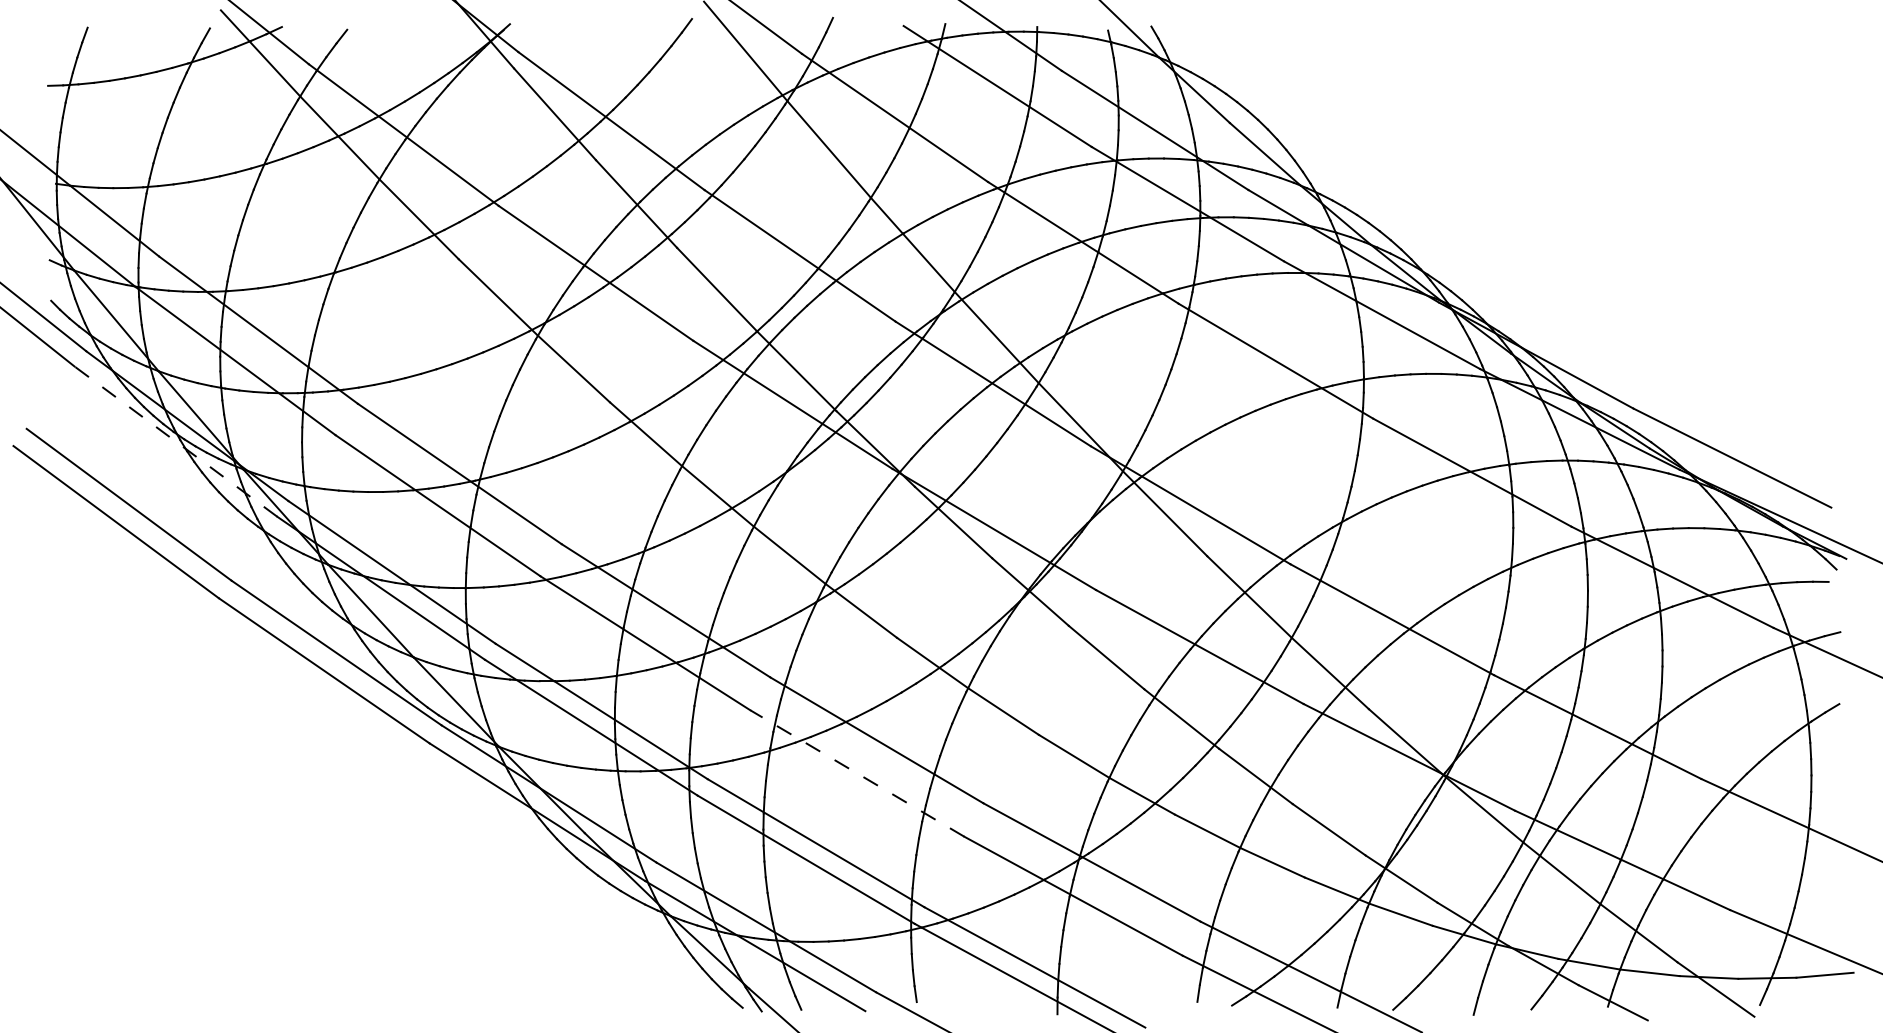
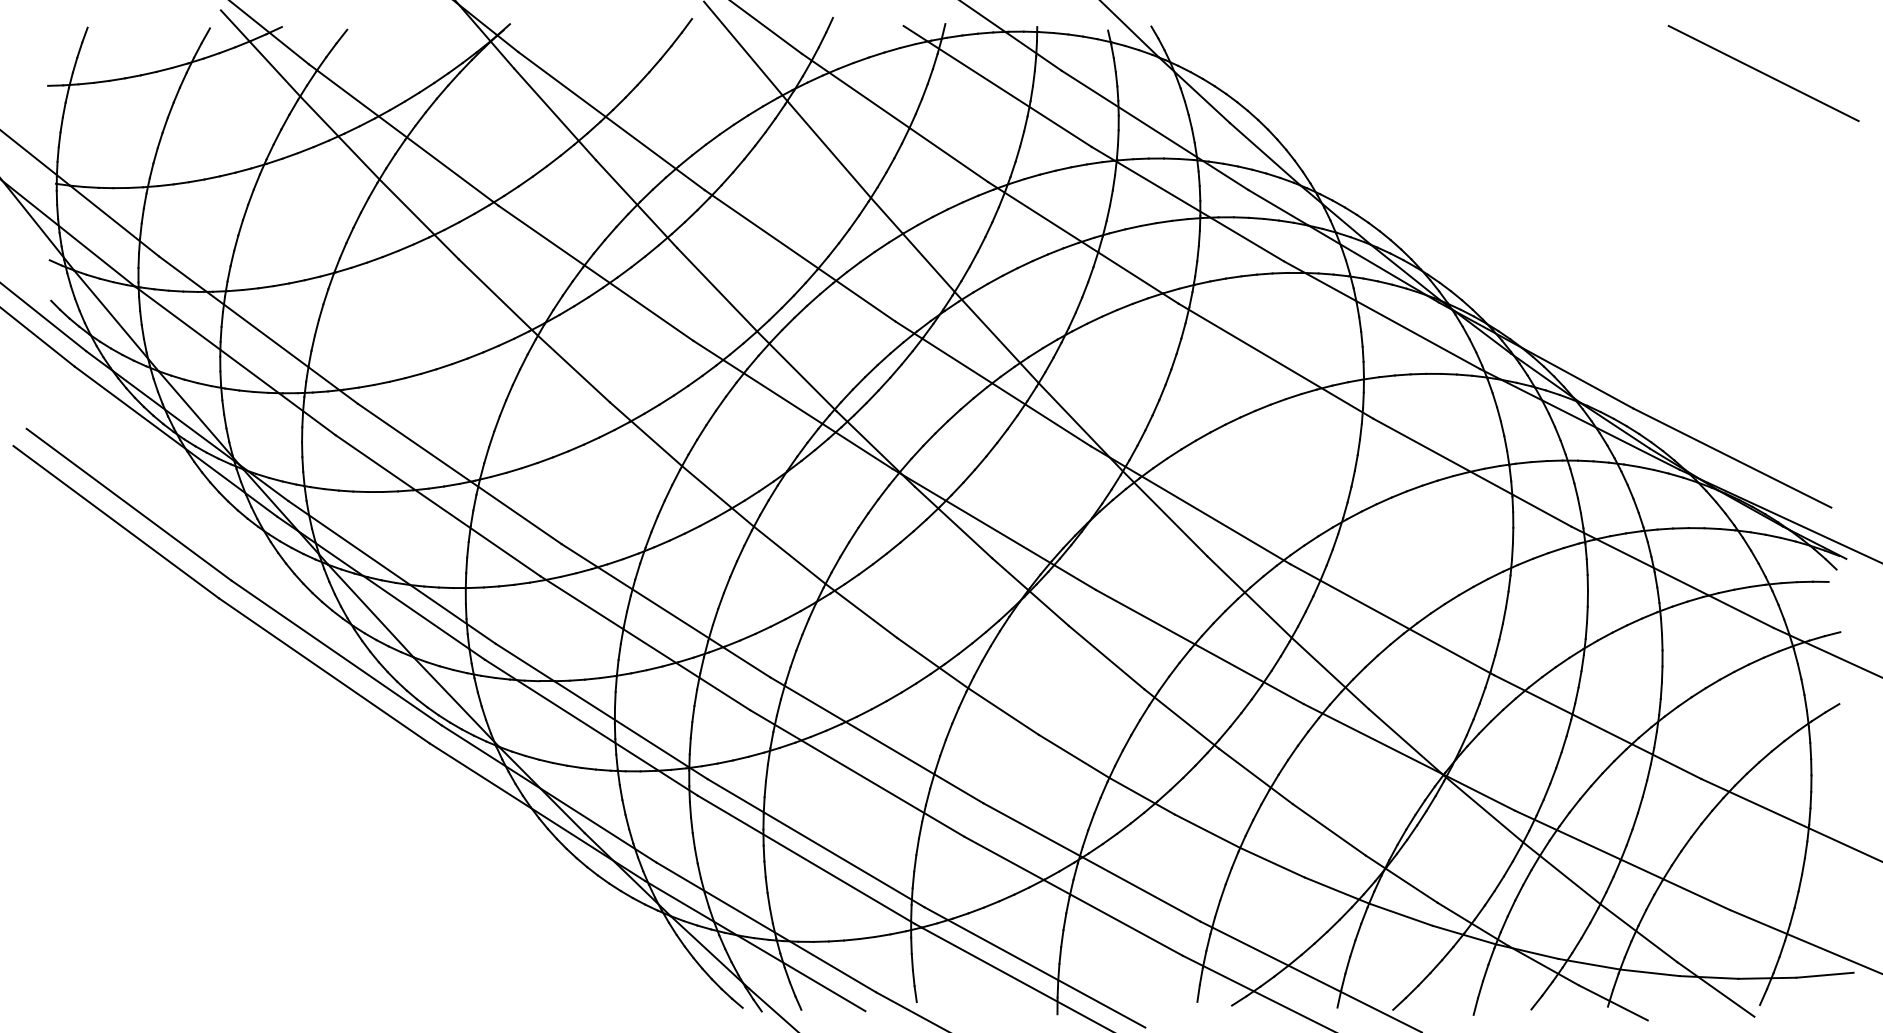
line: none -> present (1763, 73)
line: dashed -> solid (175, 441)
line: dashed -> solid (856, 773)
